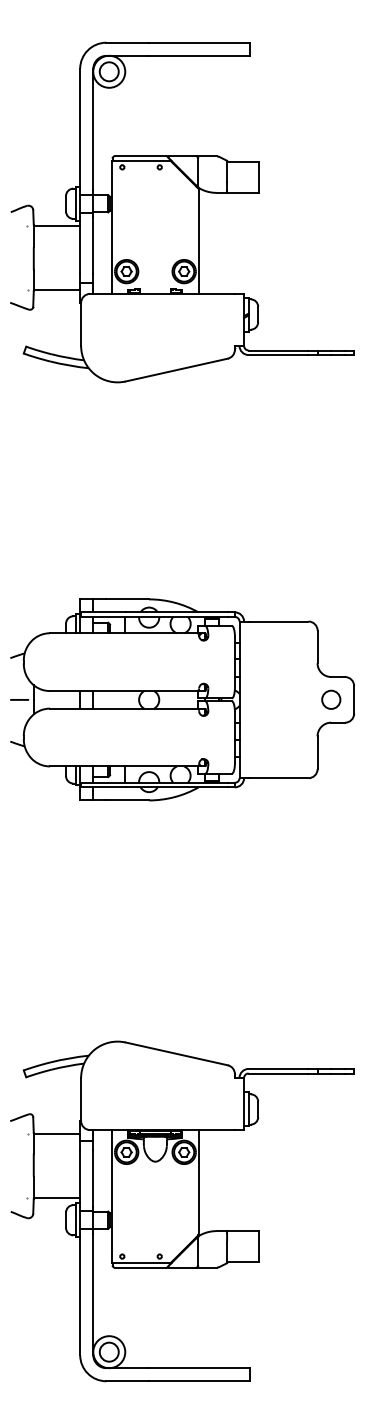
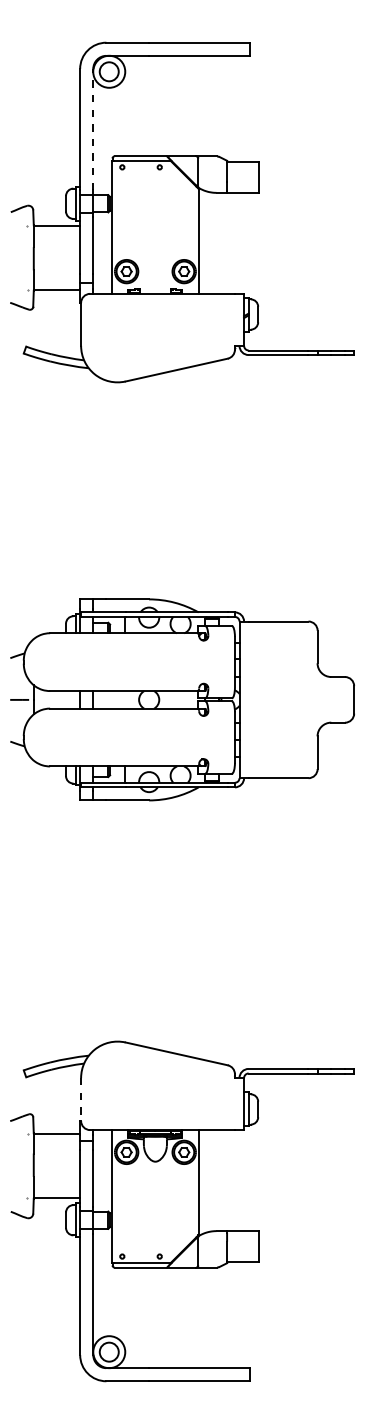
line: solid -> dashed (93, 129)
circle: present -> none (331, 699)
line: solid -> dashed (81, 1100)
